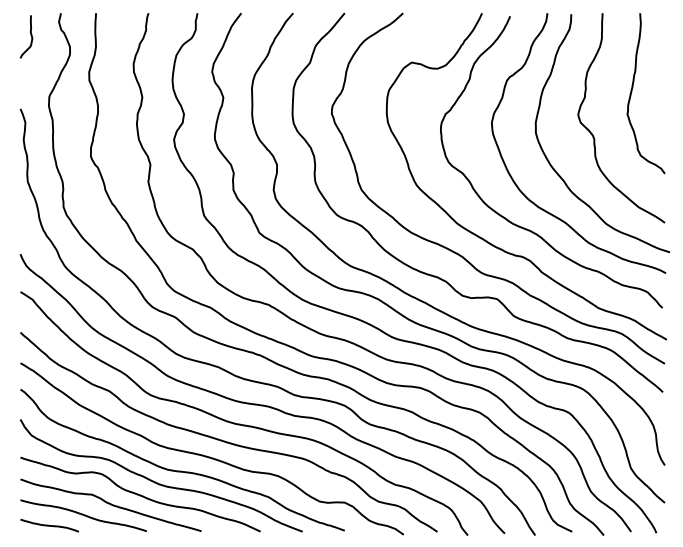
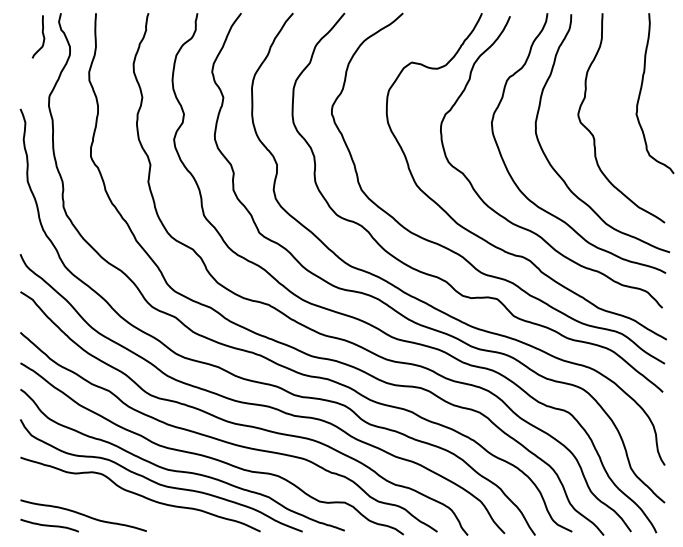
curve position: (30, 35) -> (42, 35) (42, 35)
curve position: (632, 92) -> (641, 92) (641, 92)
curve: present -> none (110, 504)
